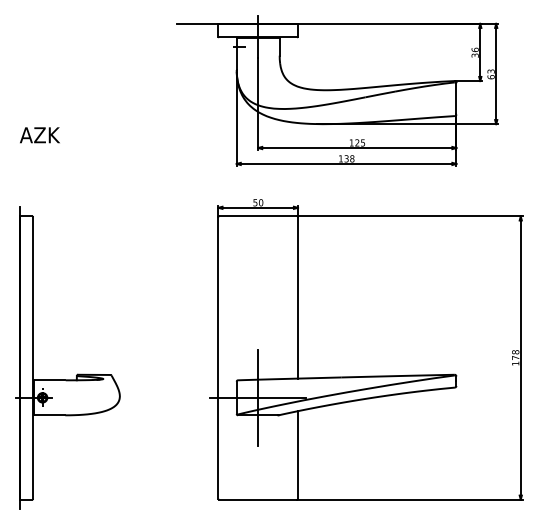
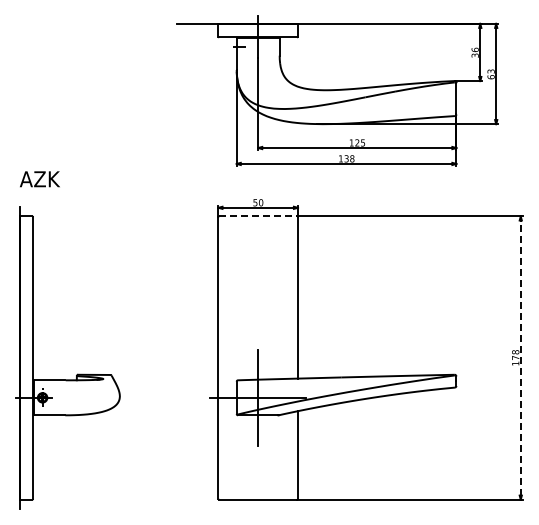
text position: (39, 135) -> (39, 179) (39, 179)
line: solid -> dashed (258, 216)
line: solid -> dashed (520, 357)
